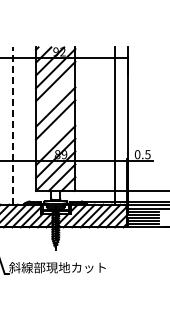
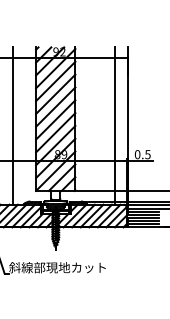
line: none -> present (55, 93)
line: dashed -> solid (12, 126)
line: none -> present (55, 132)
